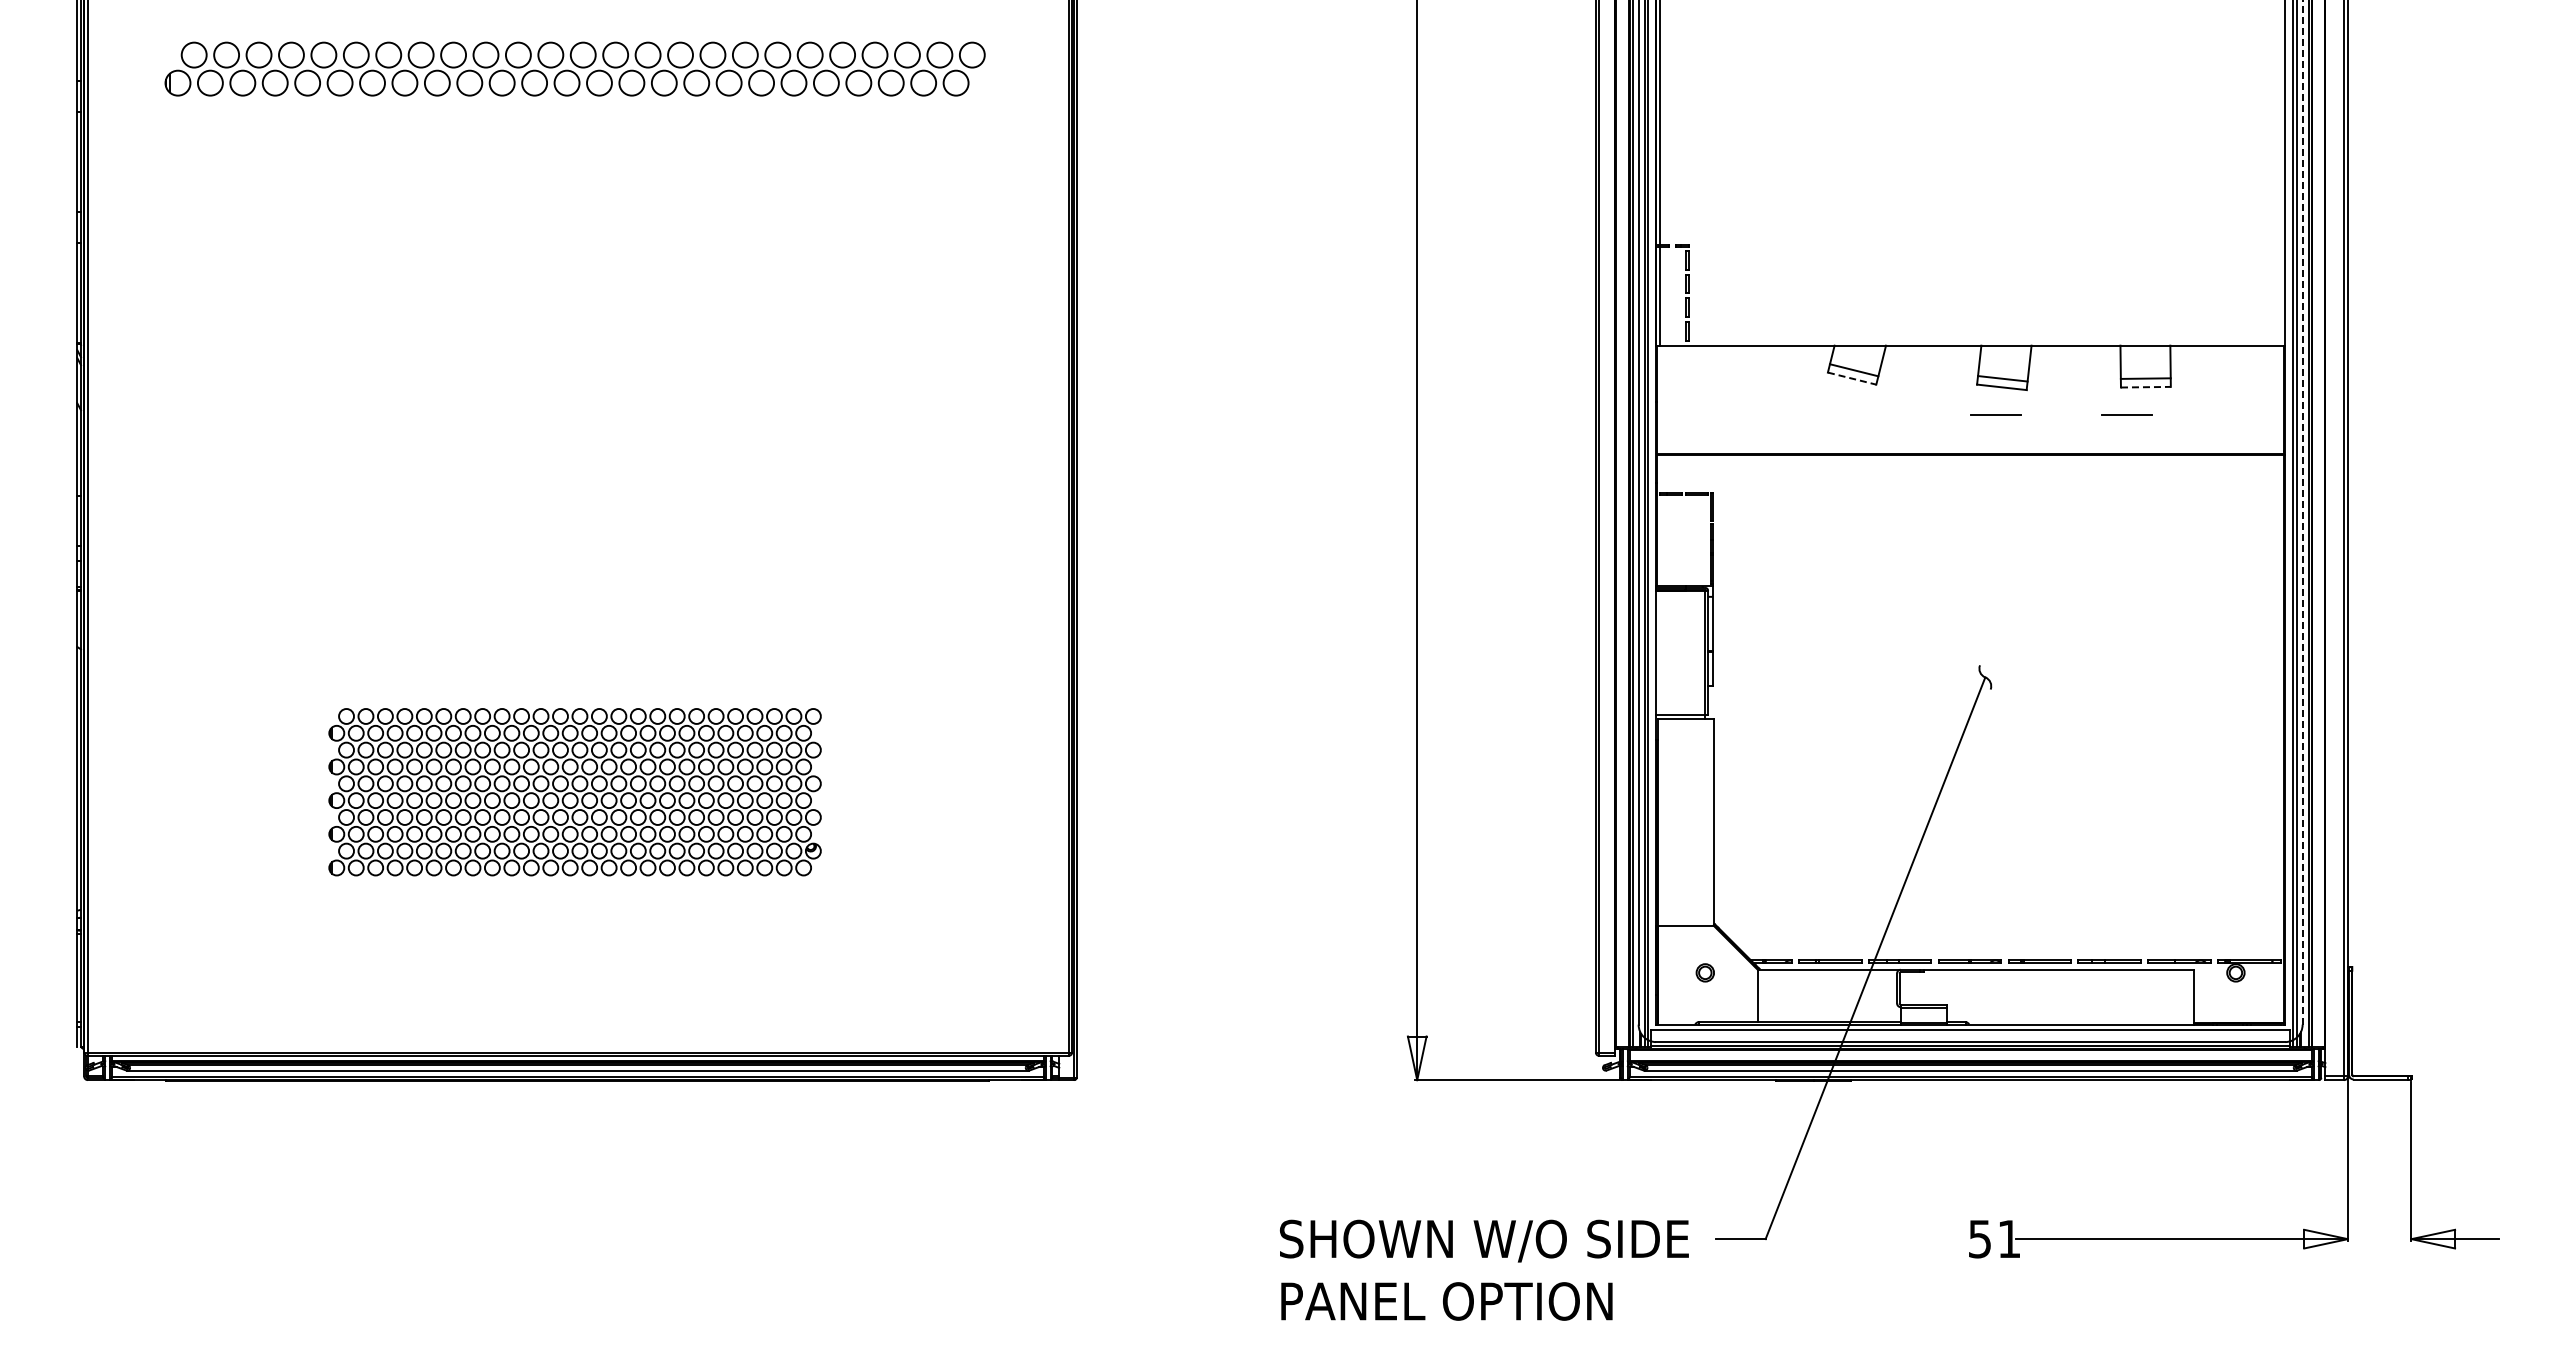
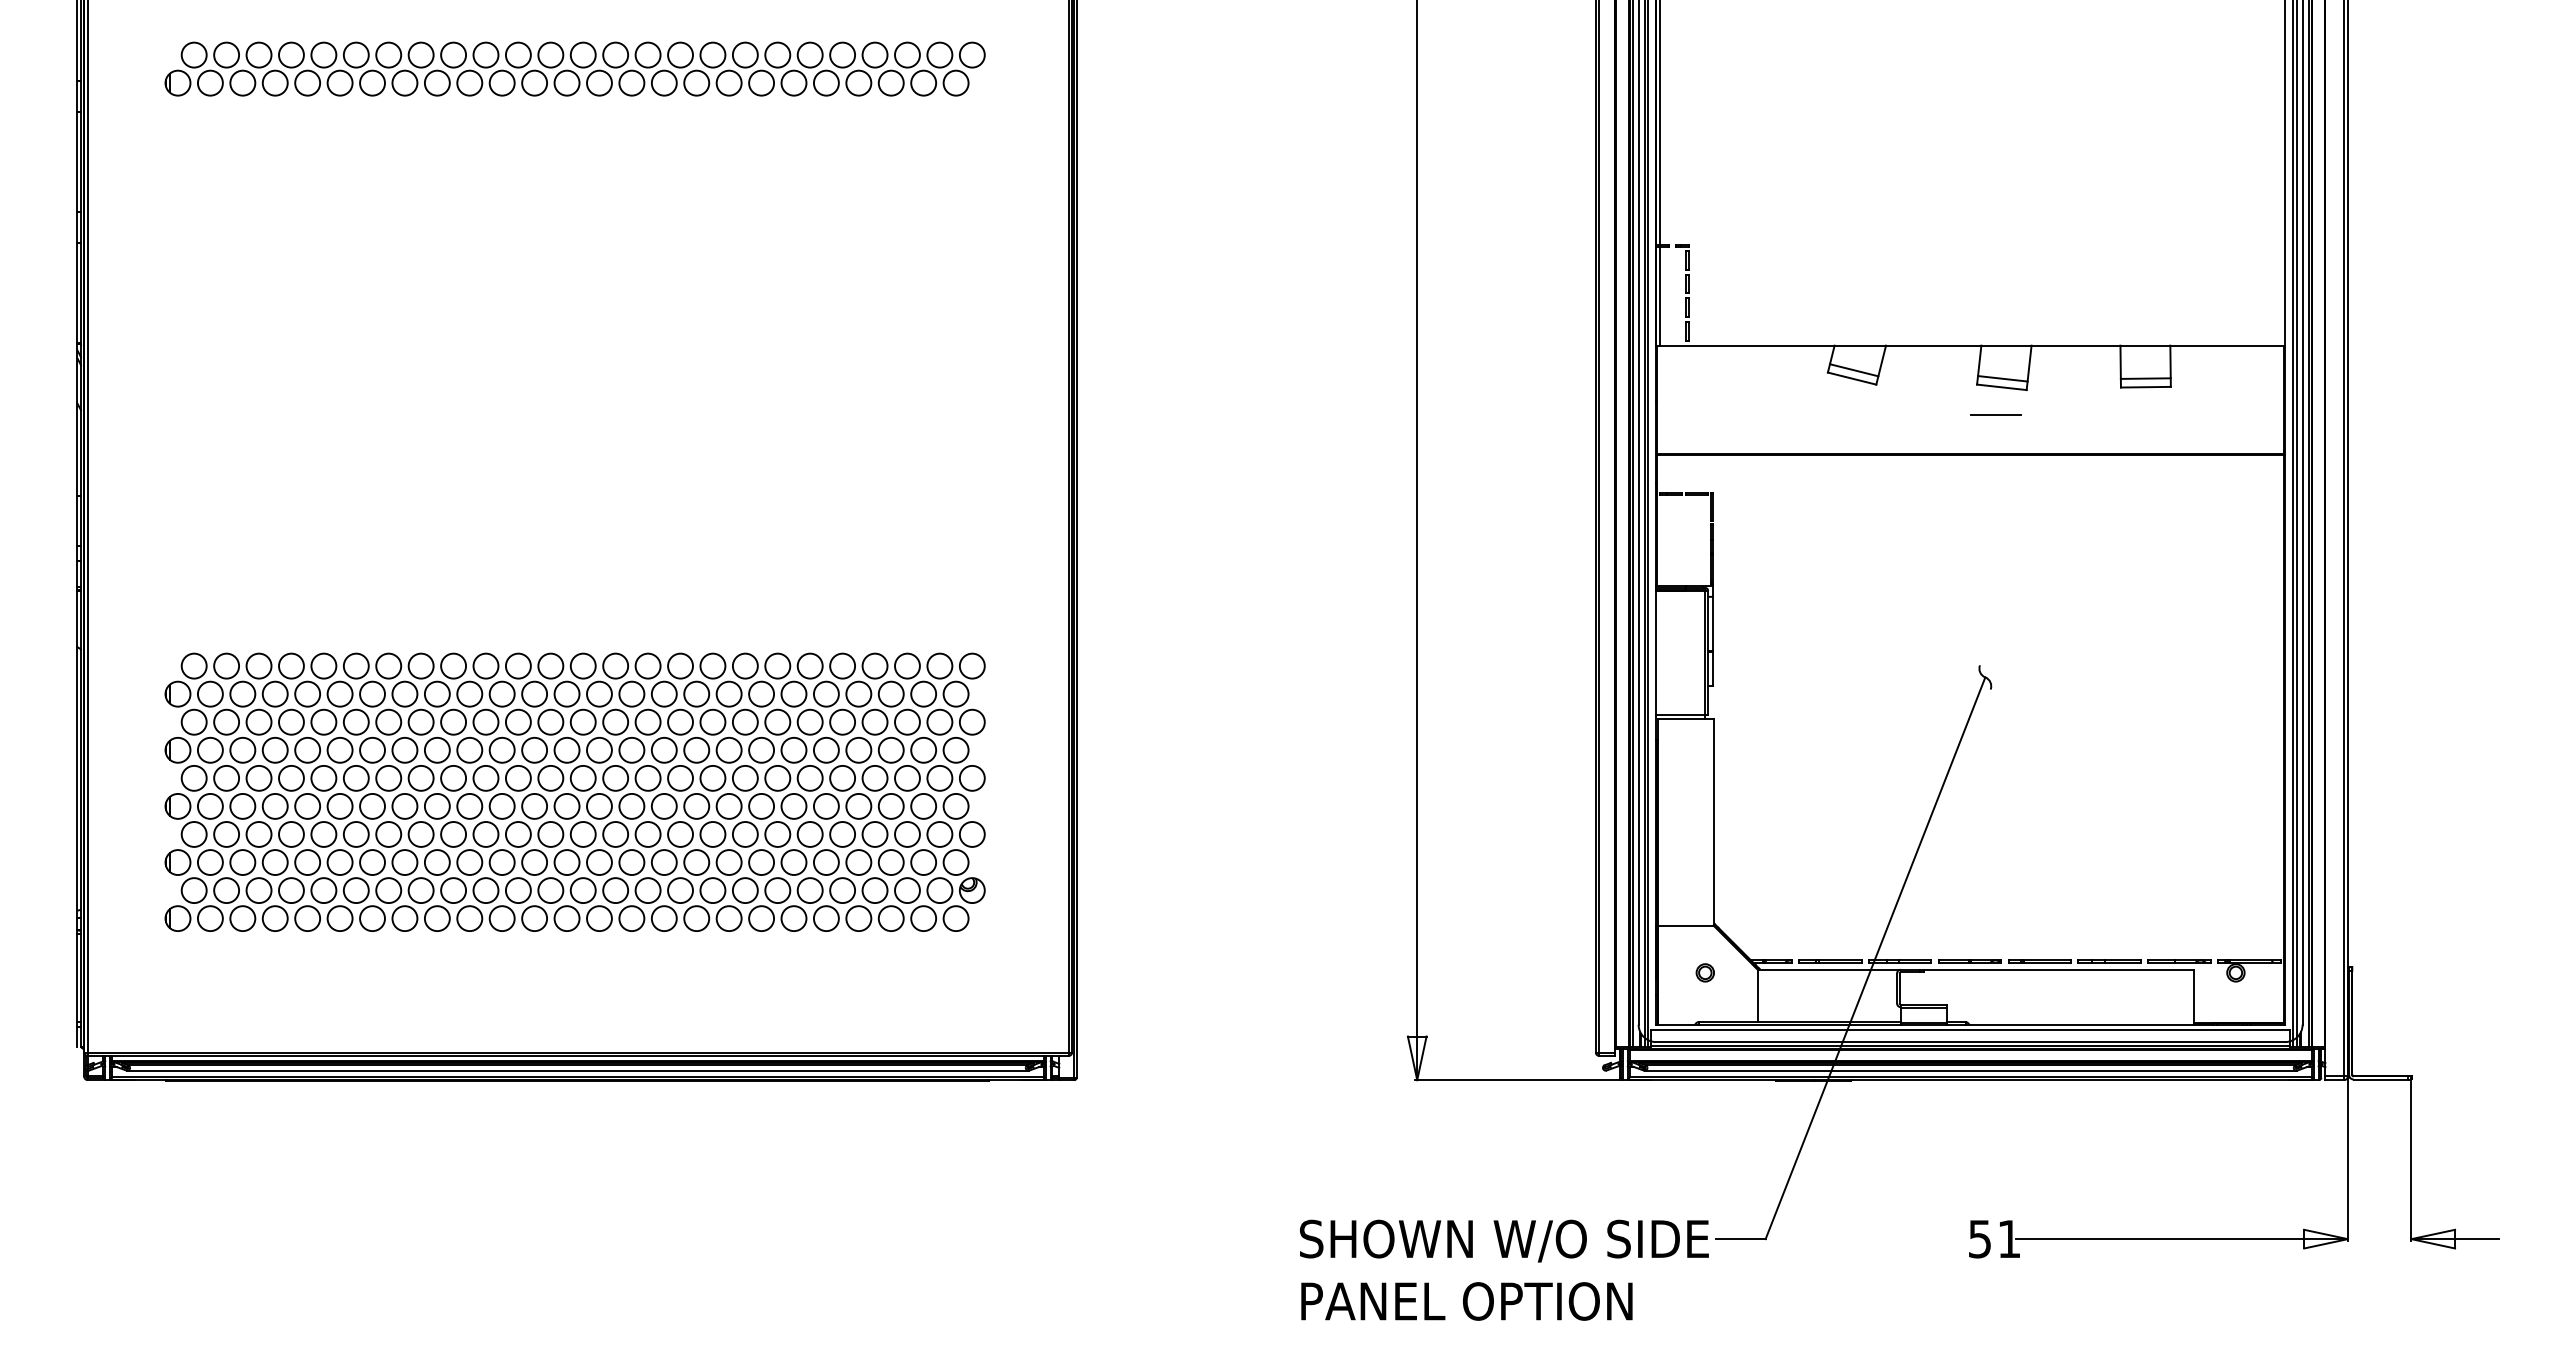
line: dashed -> solid (1852, 378)
line: dashed -> solid (2145, 387)
line: present -> none (2126, 414)
line: dashed -> solid (2302, 512)
part size: 494x169 px -> 822x280 px (574, 791)
text position: (1484, 1269) -> (1504, 1269) (1504, 1269)
